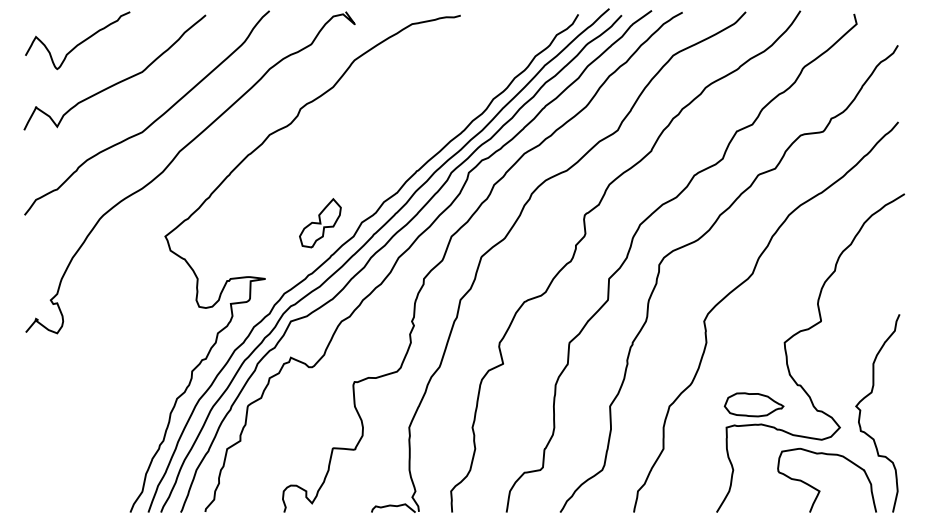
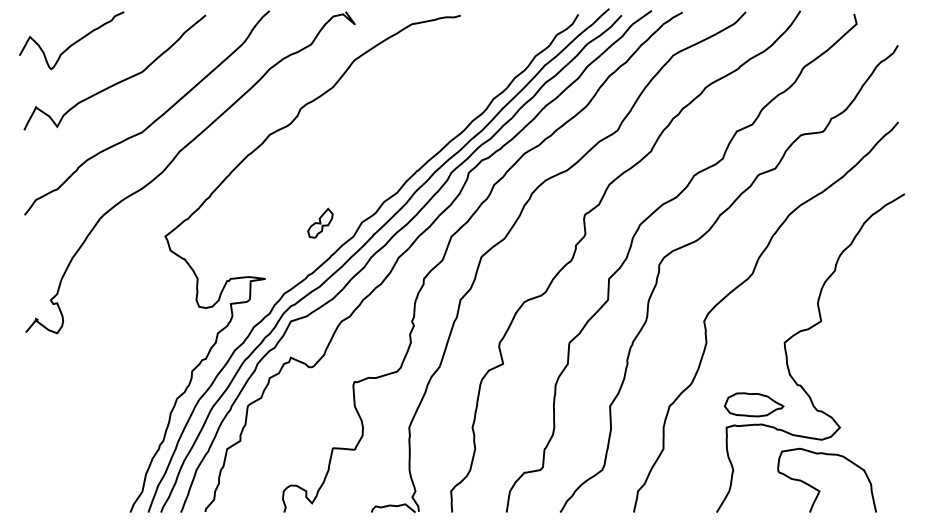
curve position: (79, 42) -> (73, 42) (73, 42)
part size: 43x51 px -> 27x32 px (320, 222)
curve: present -> none (861, 411)
